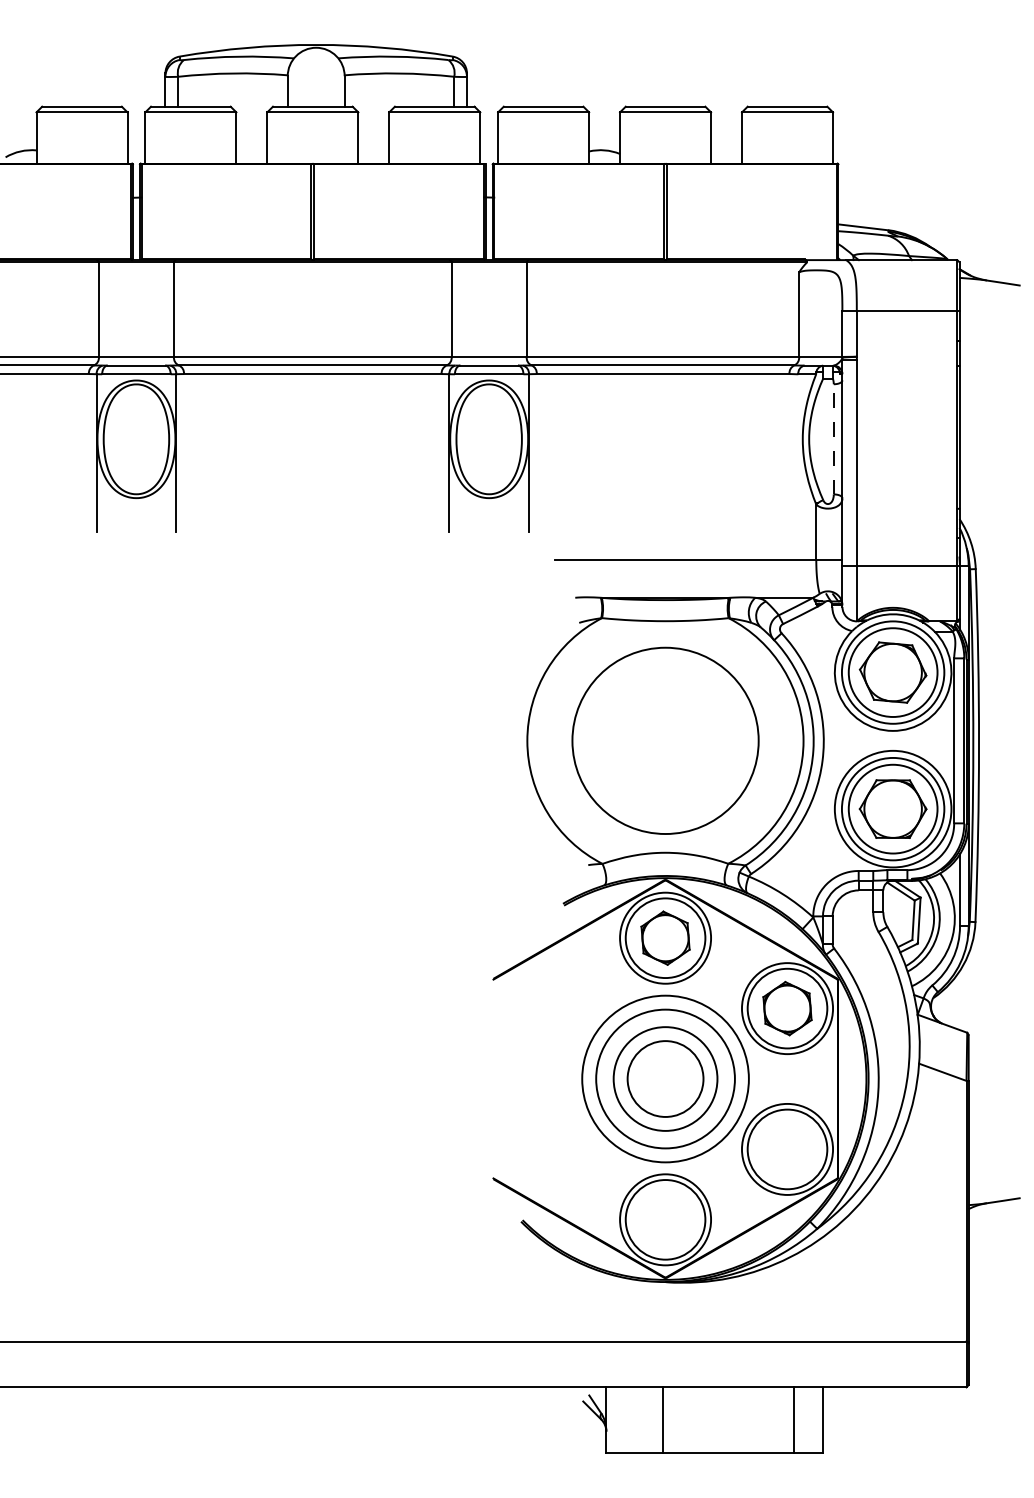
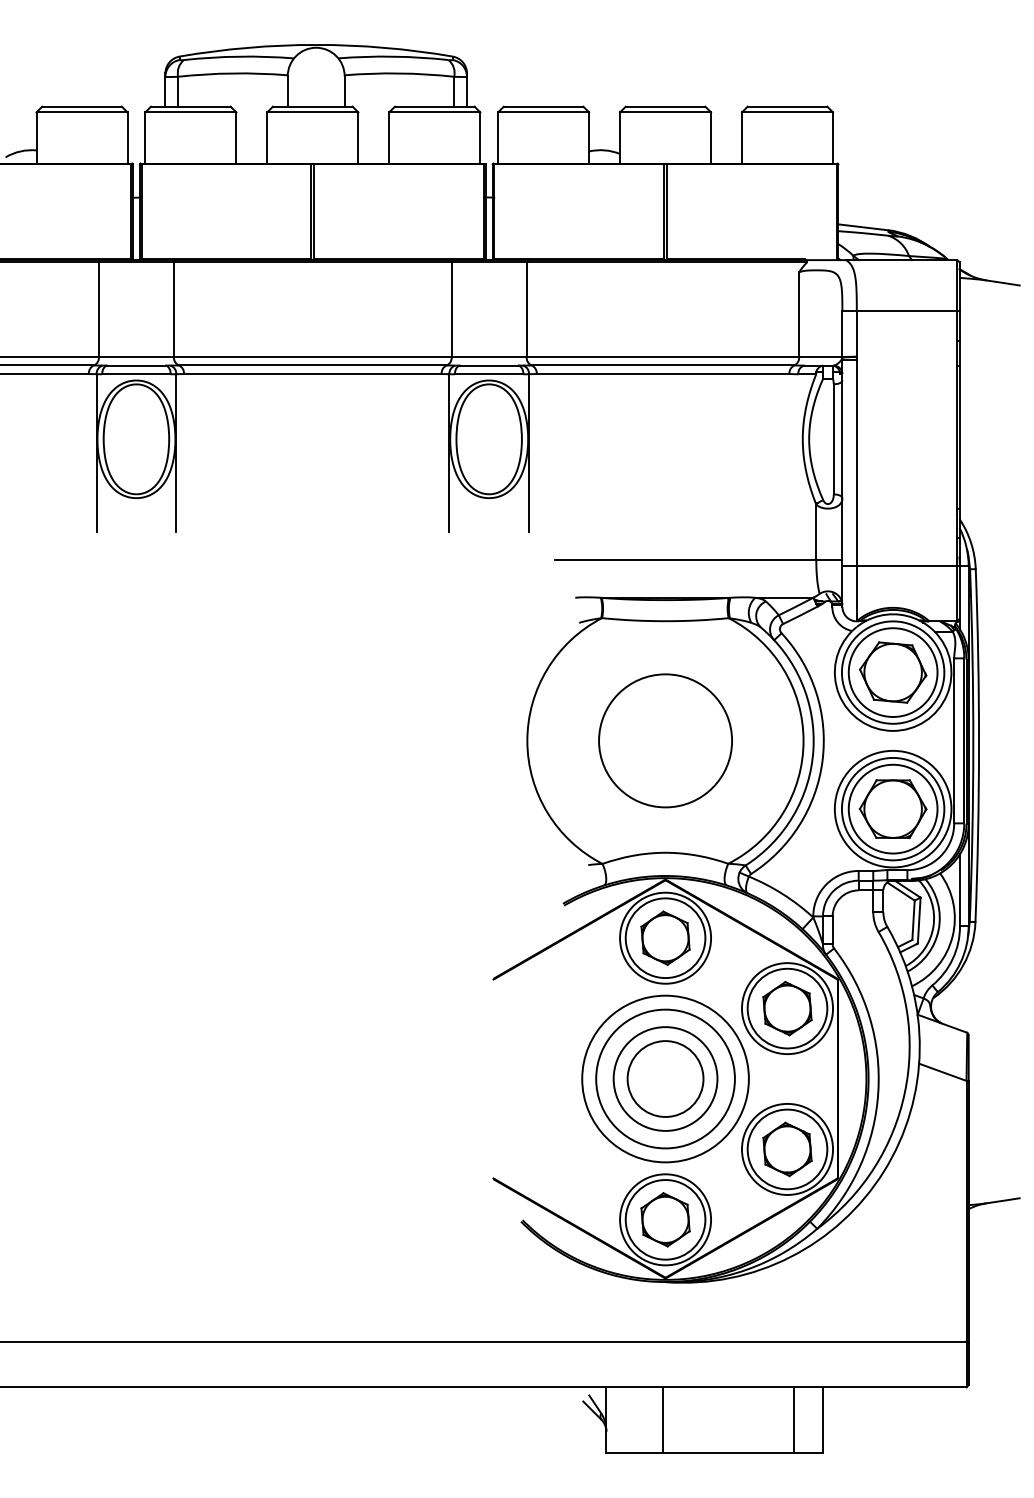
line: dashed -> solid (833, 438)
circle diameter: 186 px -> 133 px (665, 740)
part: none -> present (787, 1149)
part: none -> present (665, 1219)
